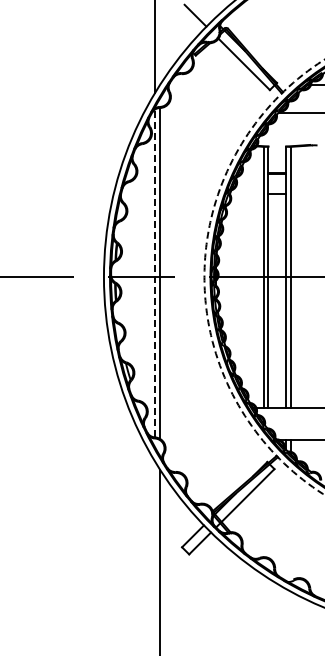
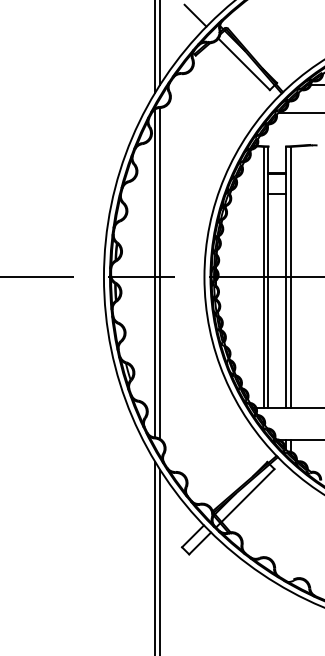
line: none -> present (160, 43)
line: dashed -> solid (155, 272)
circle: dashed -> solid (264, 276)
line: none -> present (155, 556)
